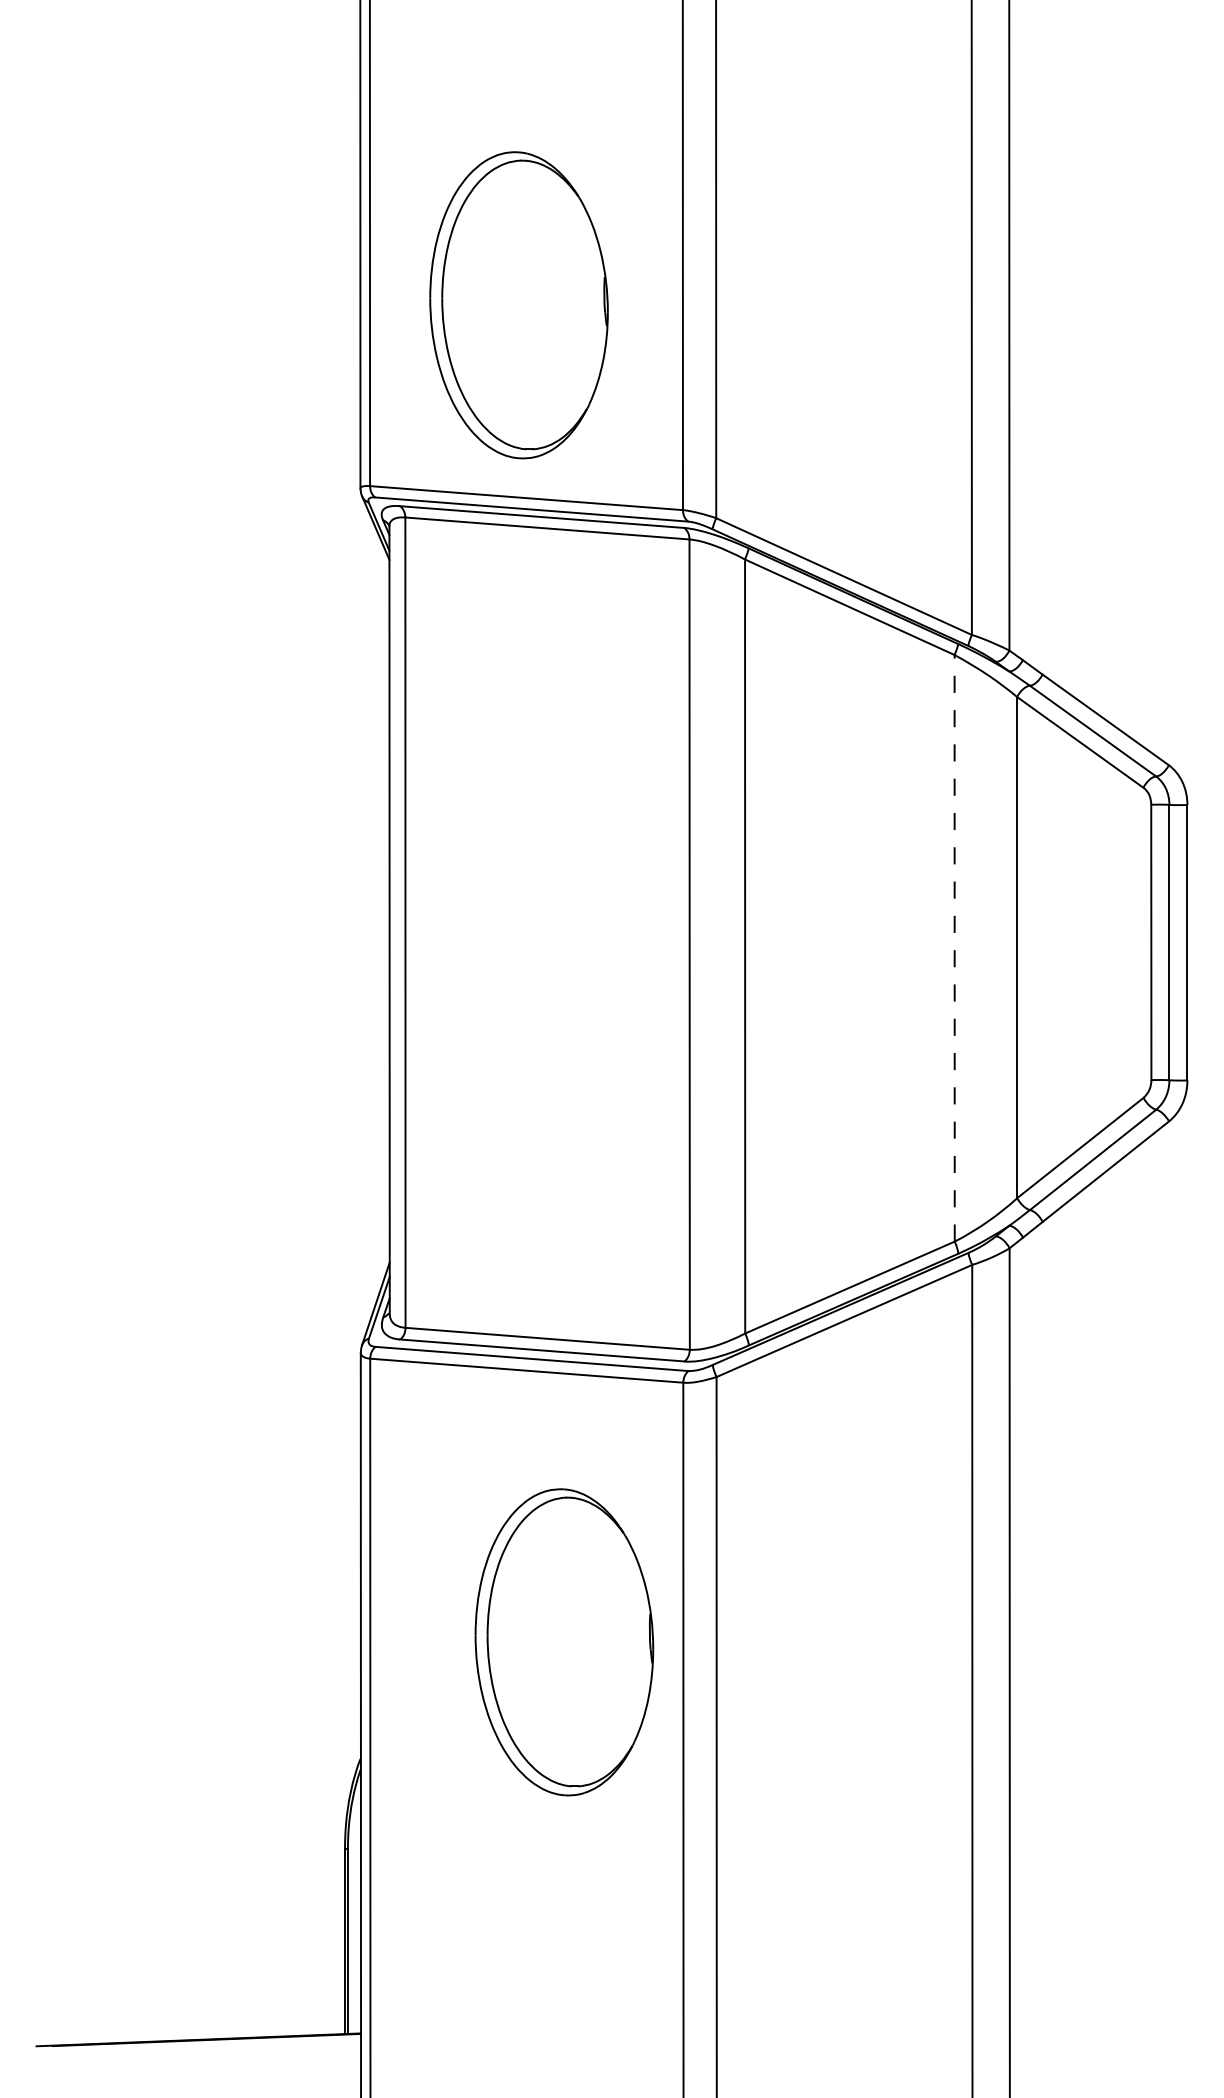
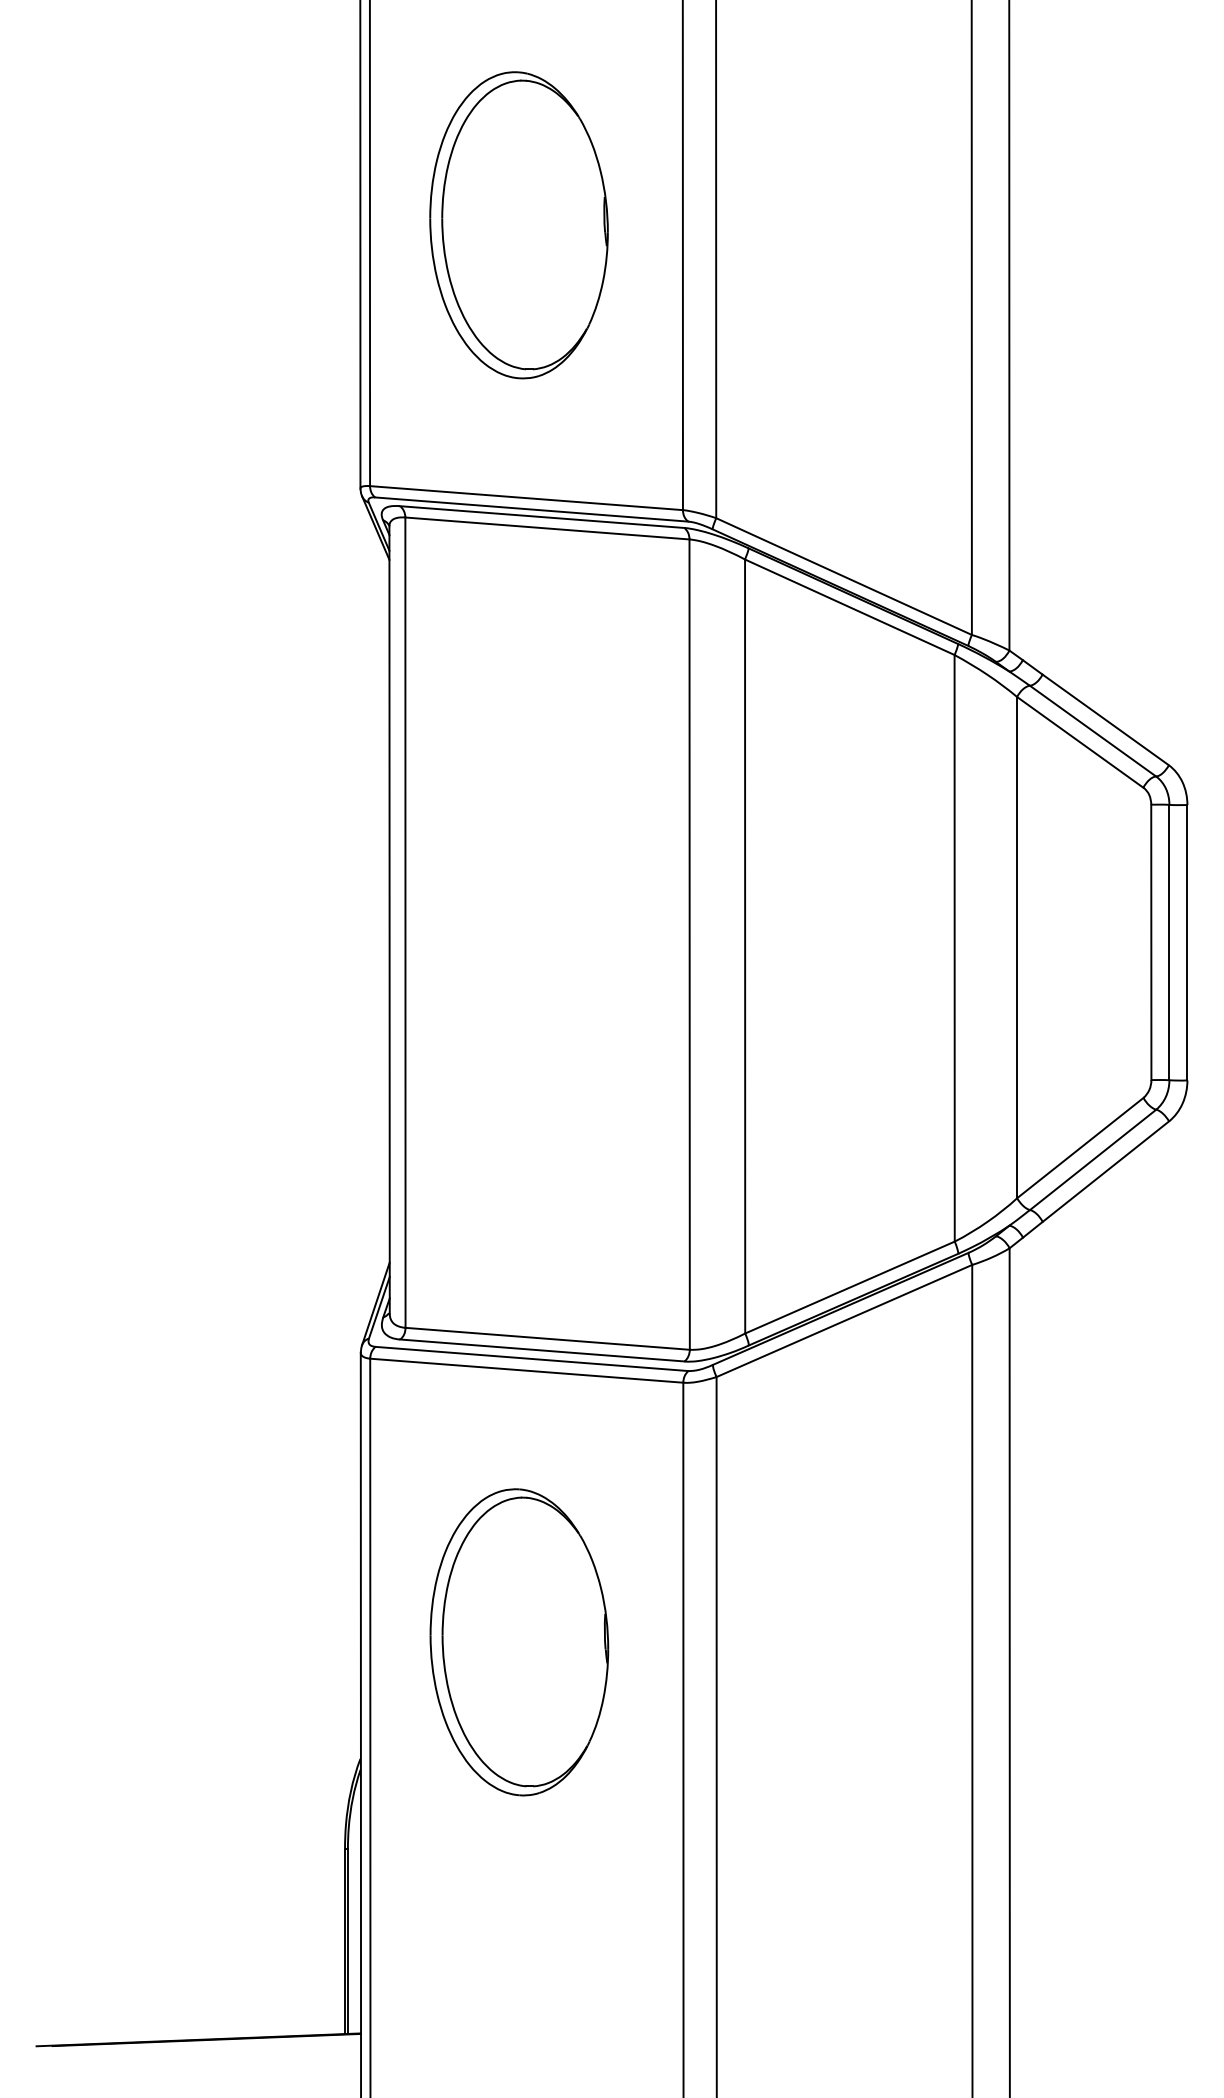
part position: (518, 305) -> (518, 225) (518, 225)
line: dashed -> solid (954, 947)
part position: (564, 1642) -> (519, 1642) (519, 1642)
